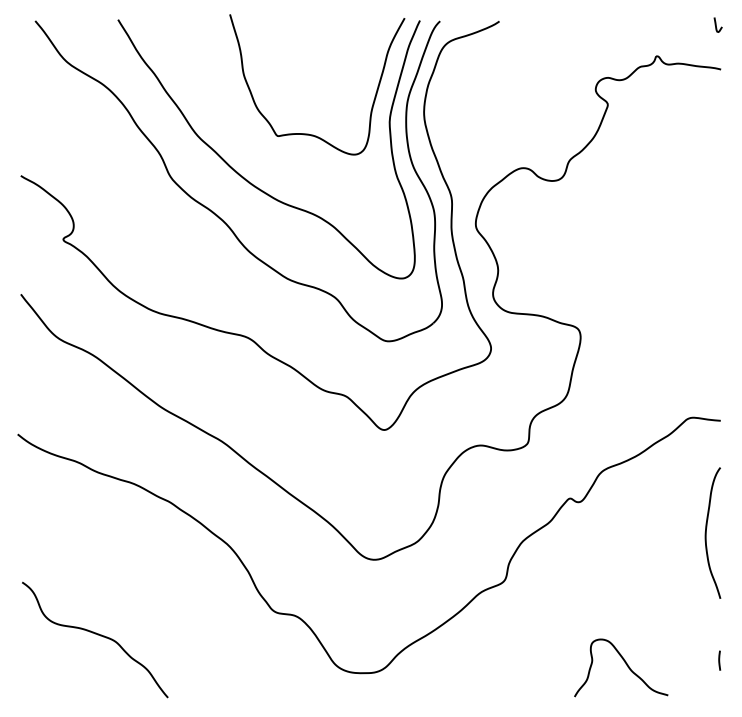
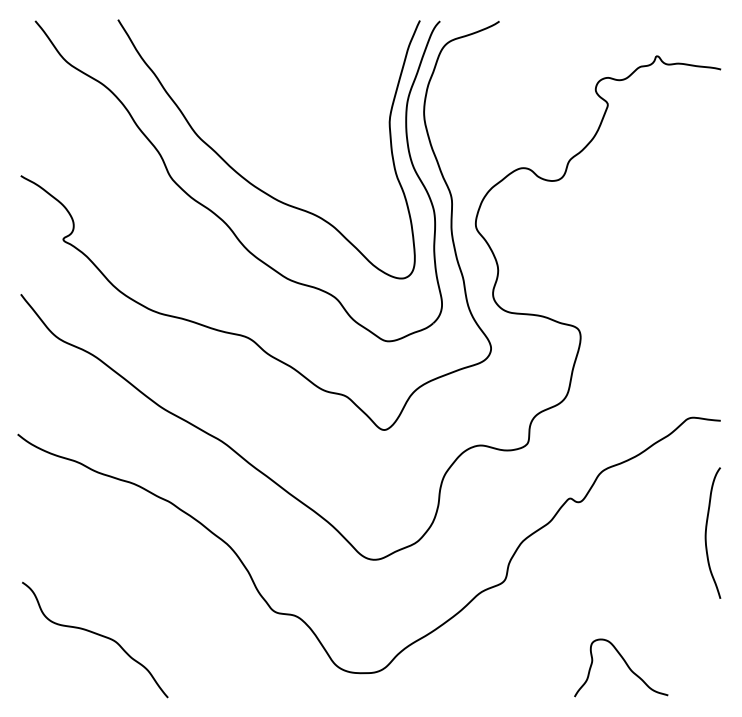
curve: present -> none (716, 24)
curve: present -> none (308, 133)
line: present -> none (719, 660)
